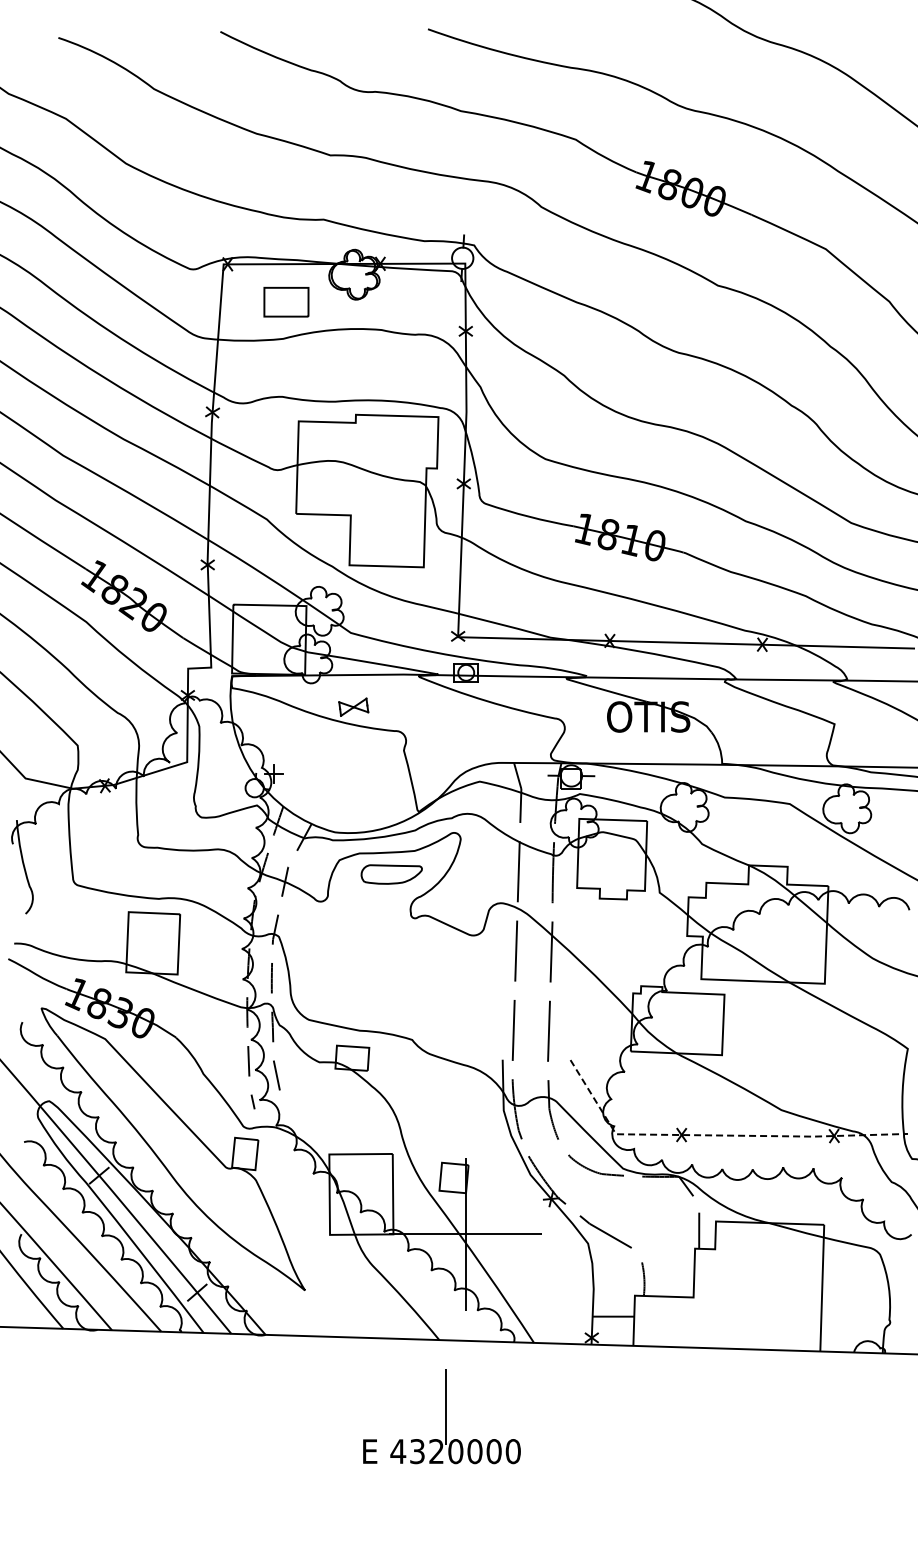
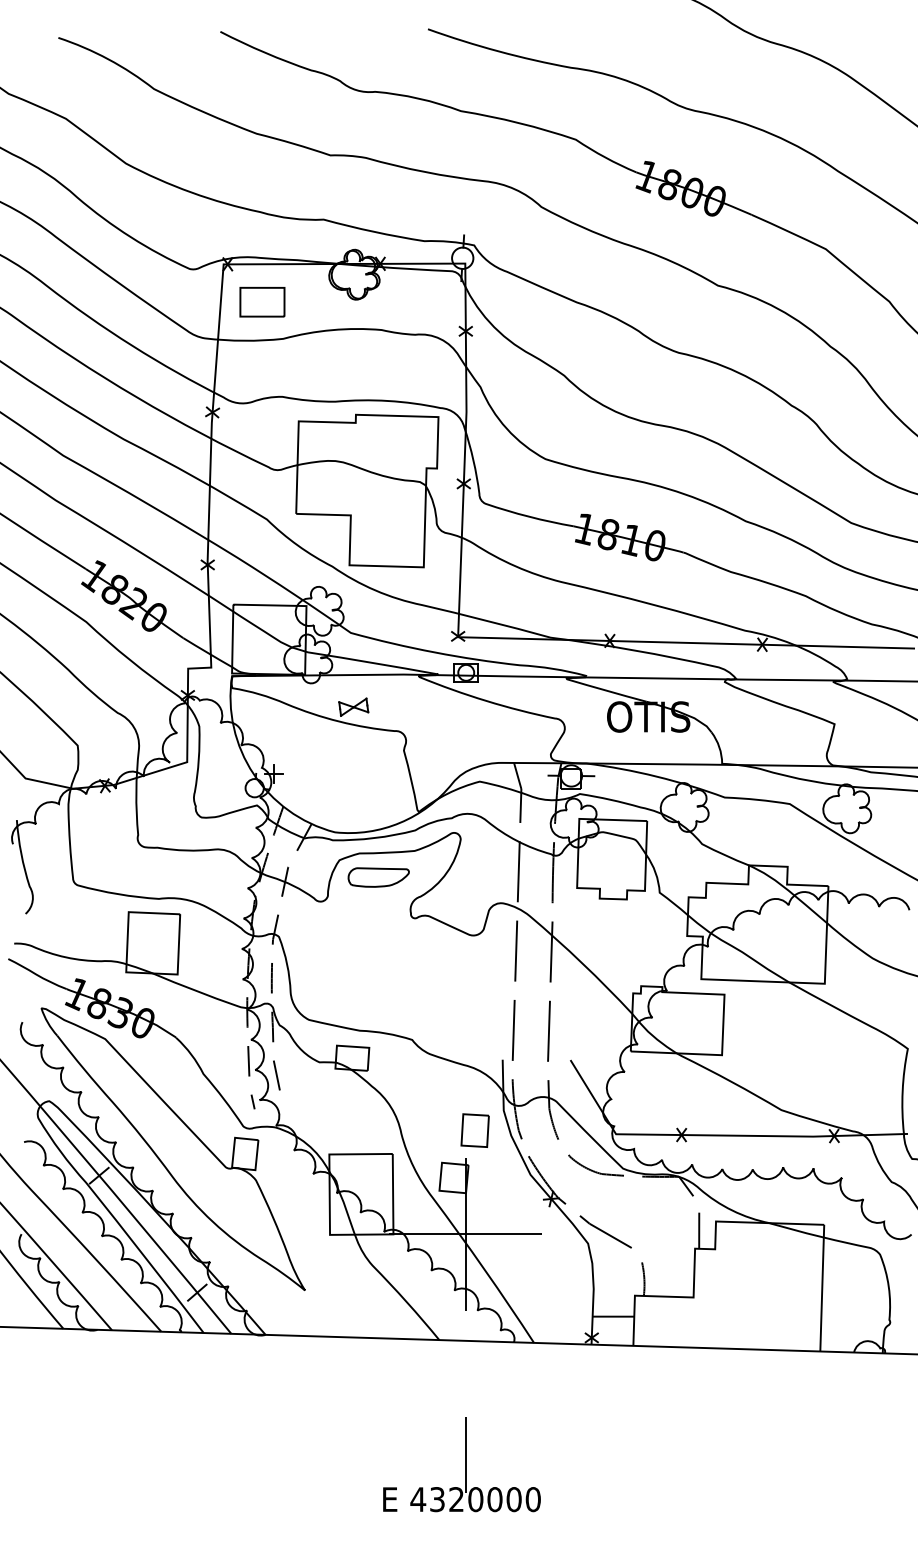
part position: (286, 301) -> (262, 301) (262, 301)
part position: (391, 874) -> (378, 877) (378, 877)
part: none -> present (474, 1130)
line: dashed -> solid (718, 1135)
part position: (441, 1416) -> (461, 1464) (461, 1464)
